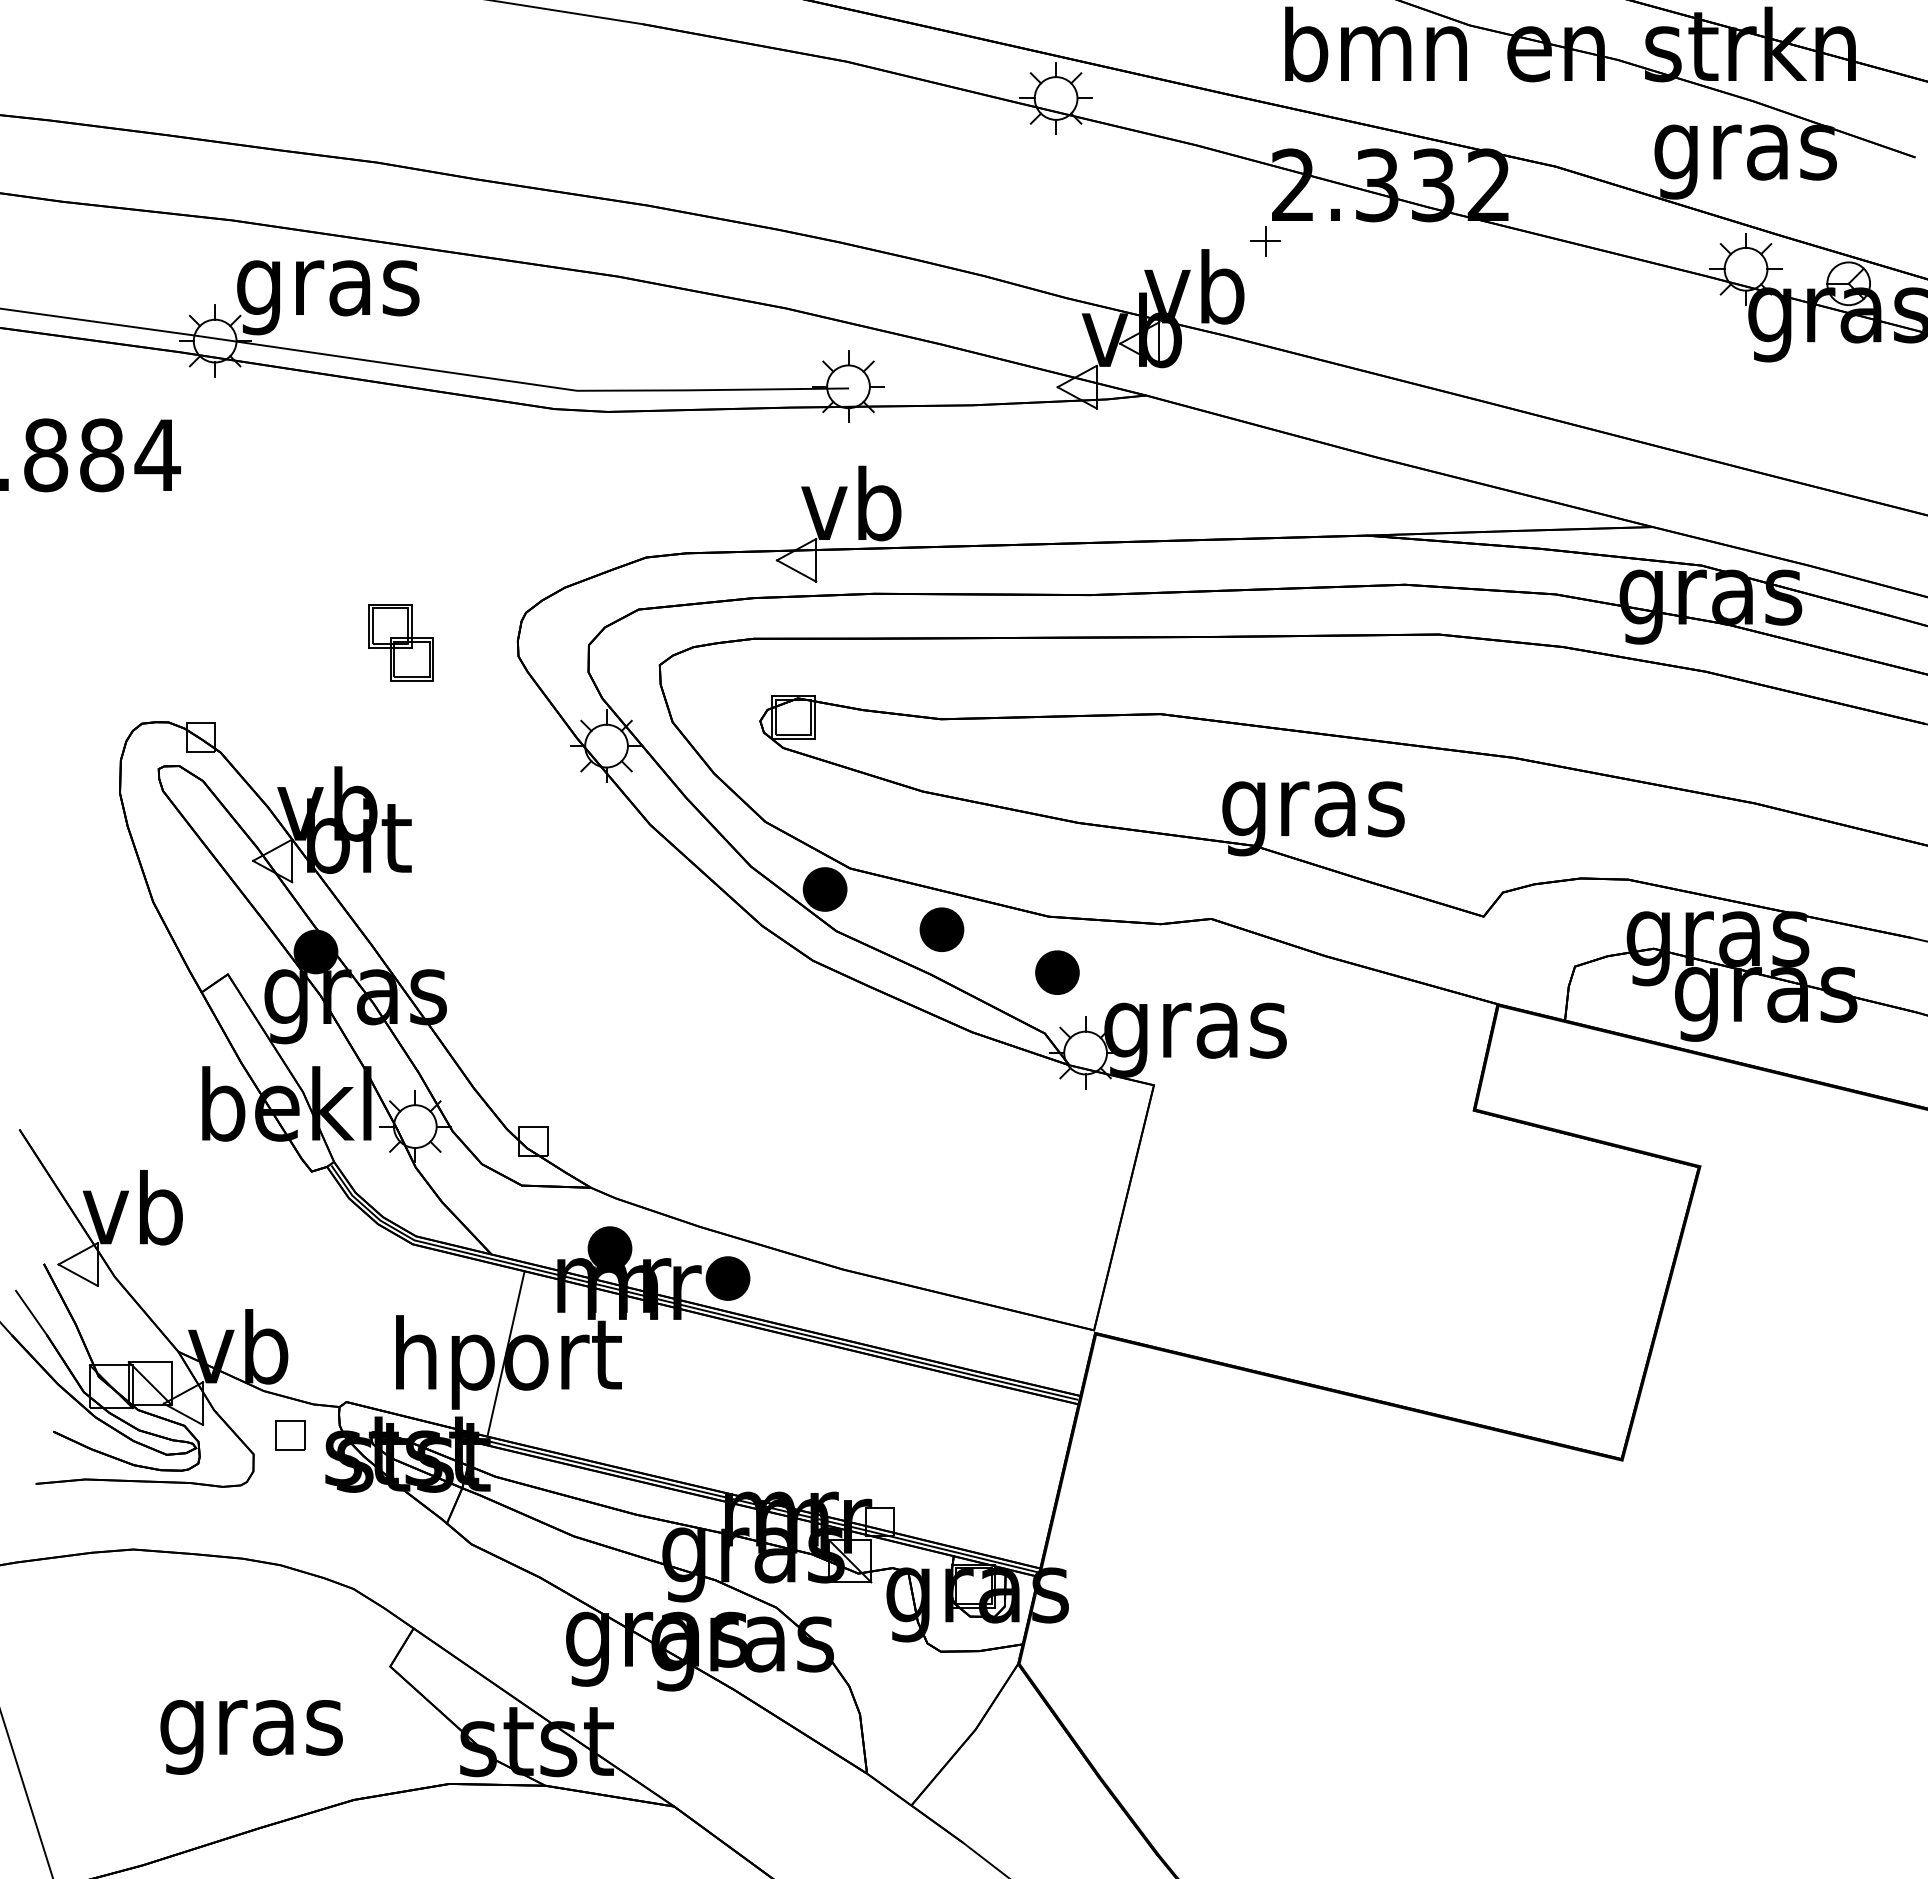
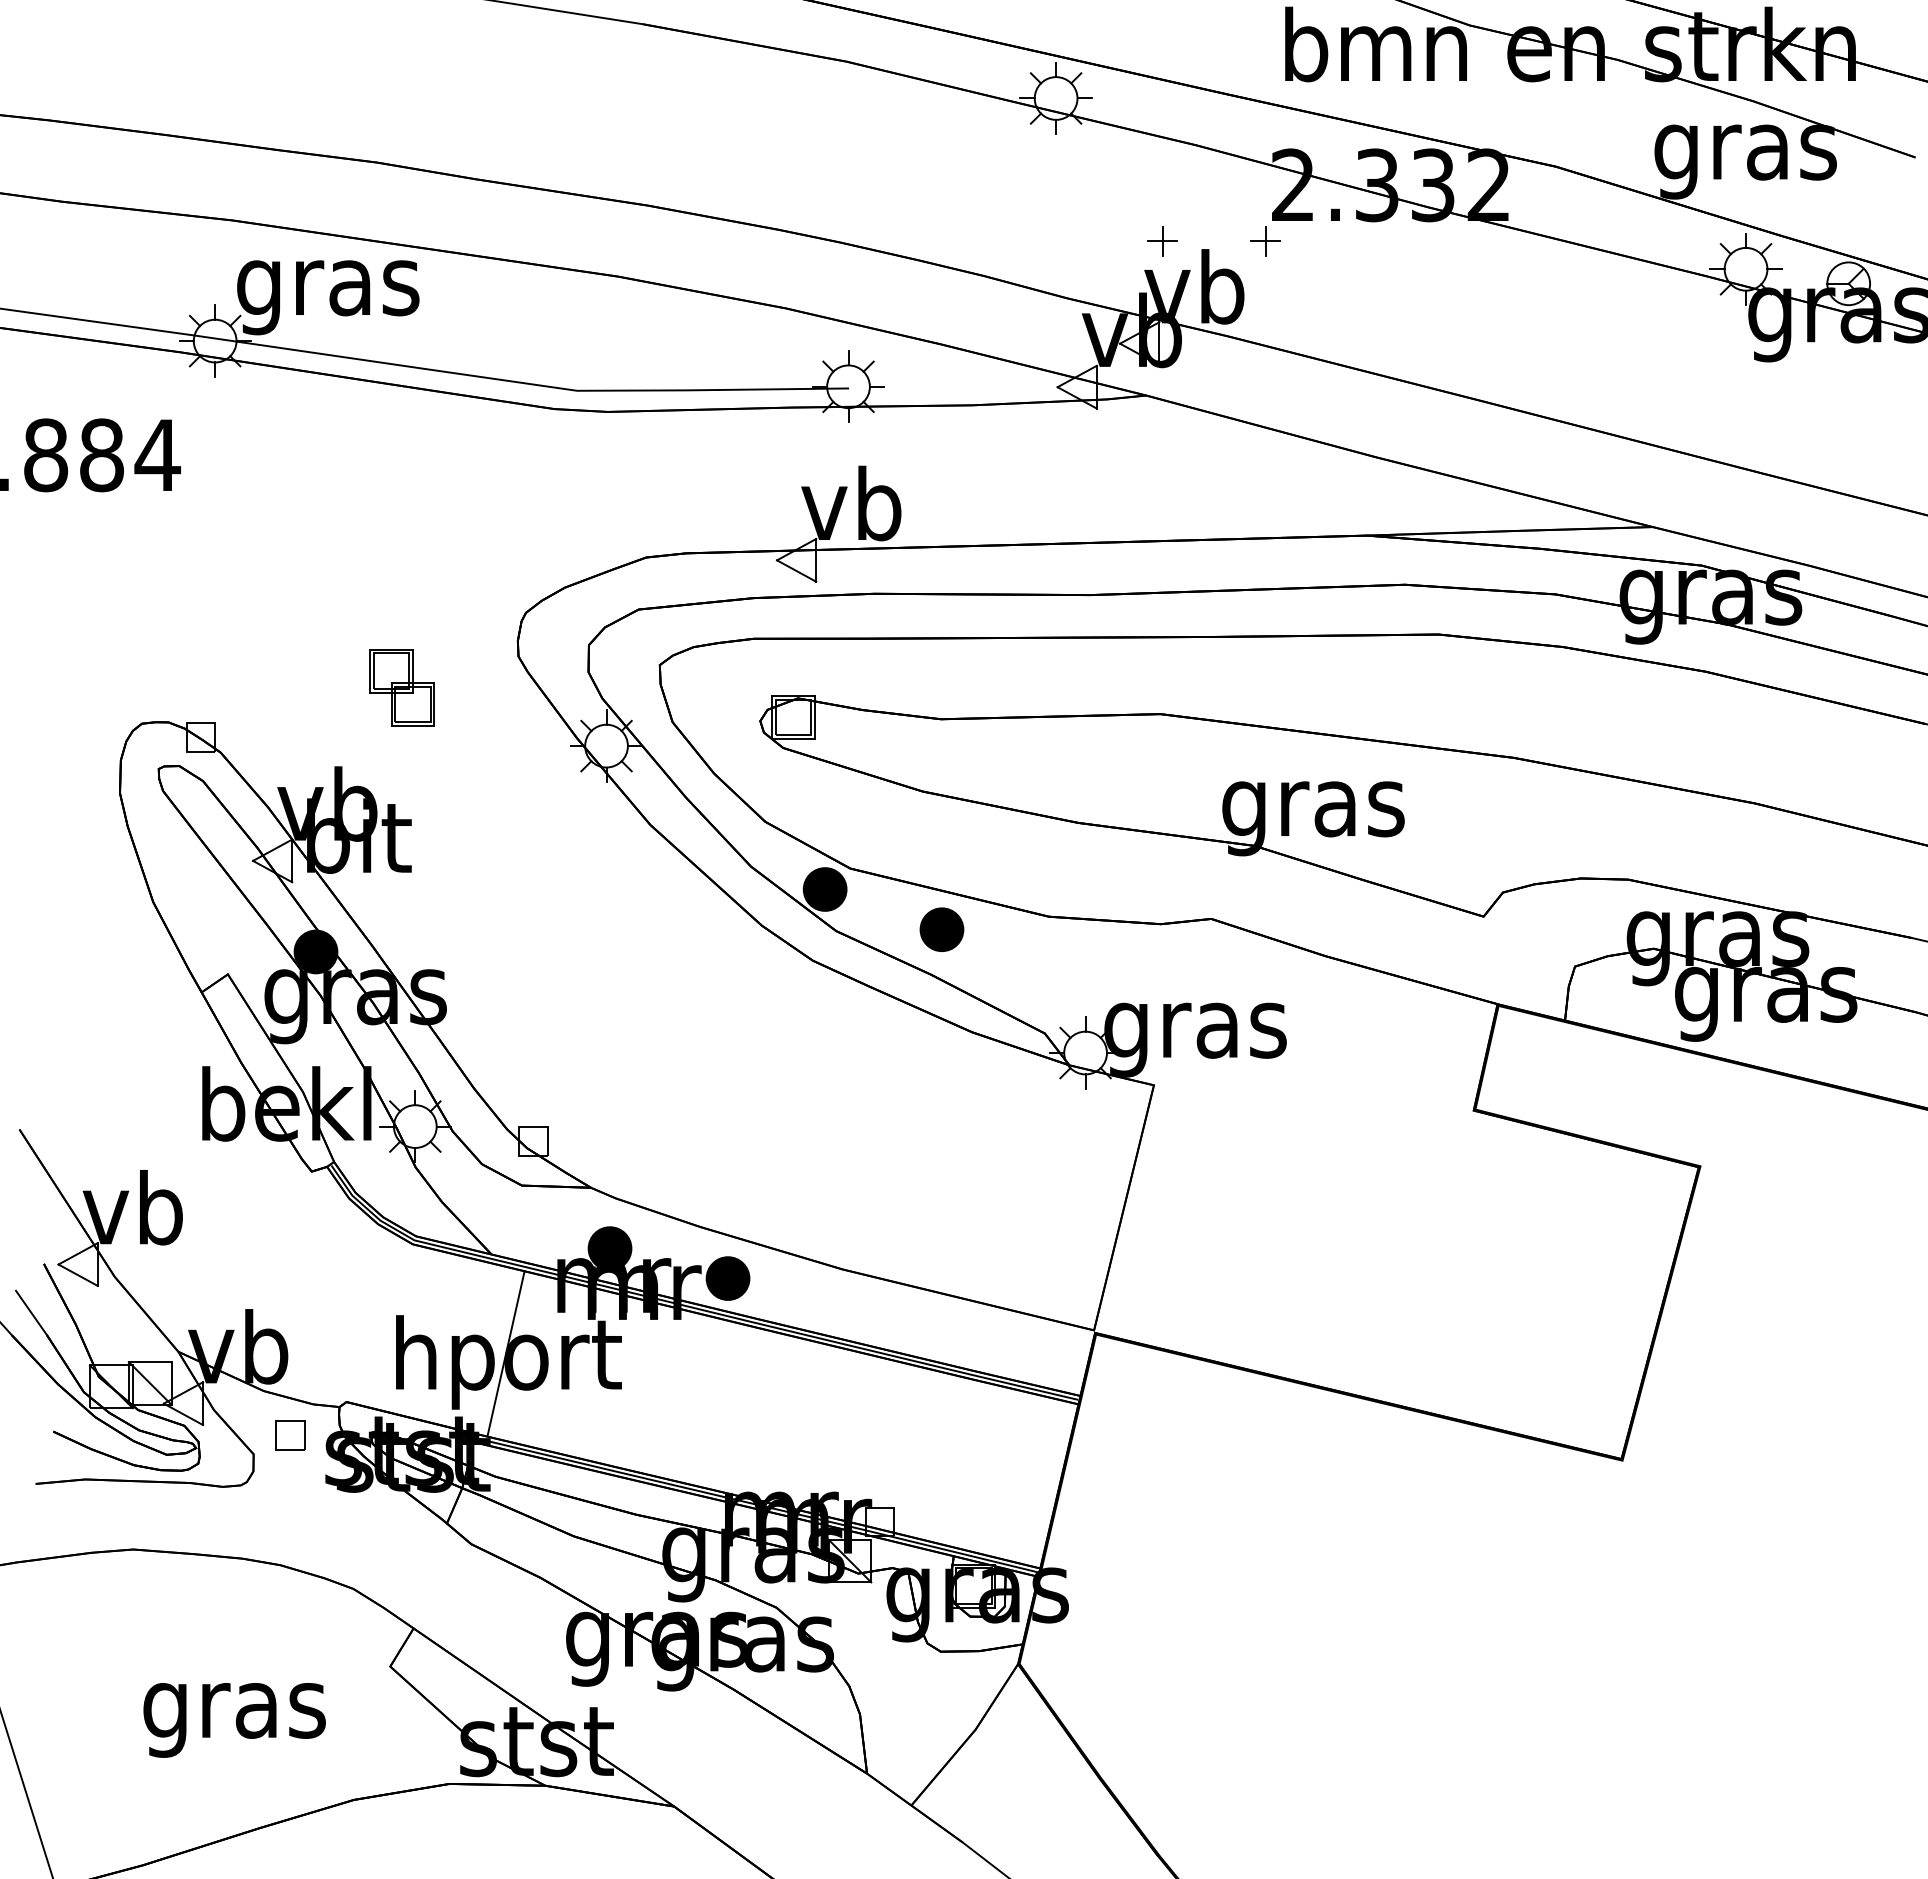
part: none -> present (1162, 241)
part position: (400, 642) -> (401, 687) (401, 687)
part: present -> none (1057, 972)
text position: (251, 1737) -> (234, 1720) (234, 1720)
